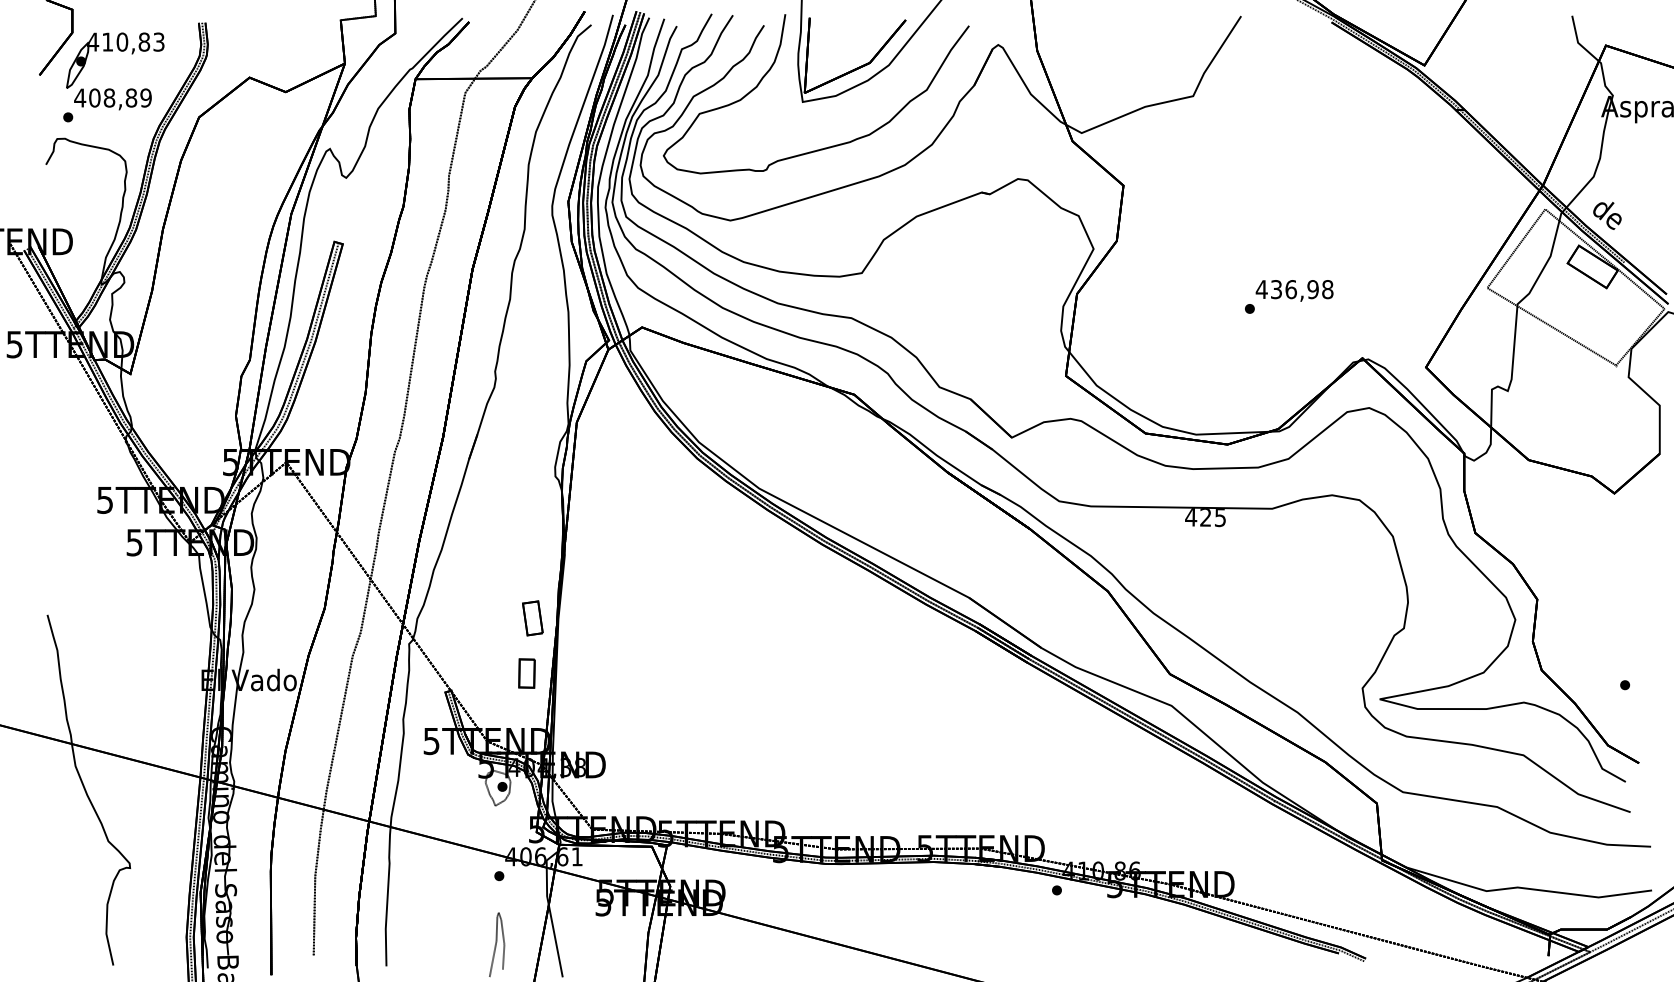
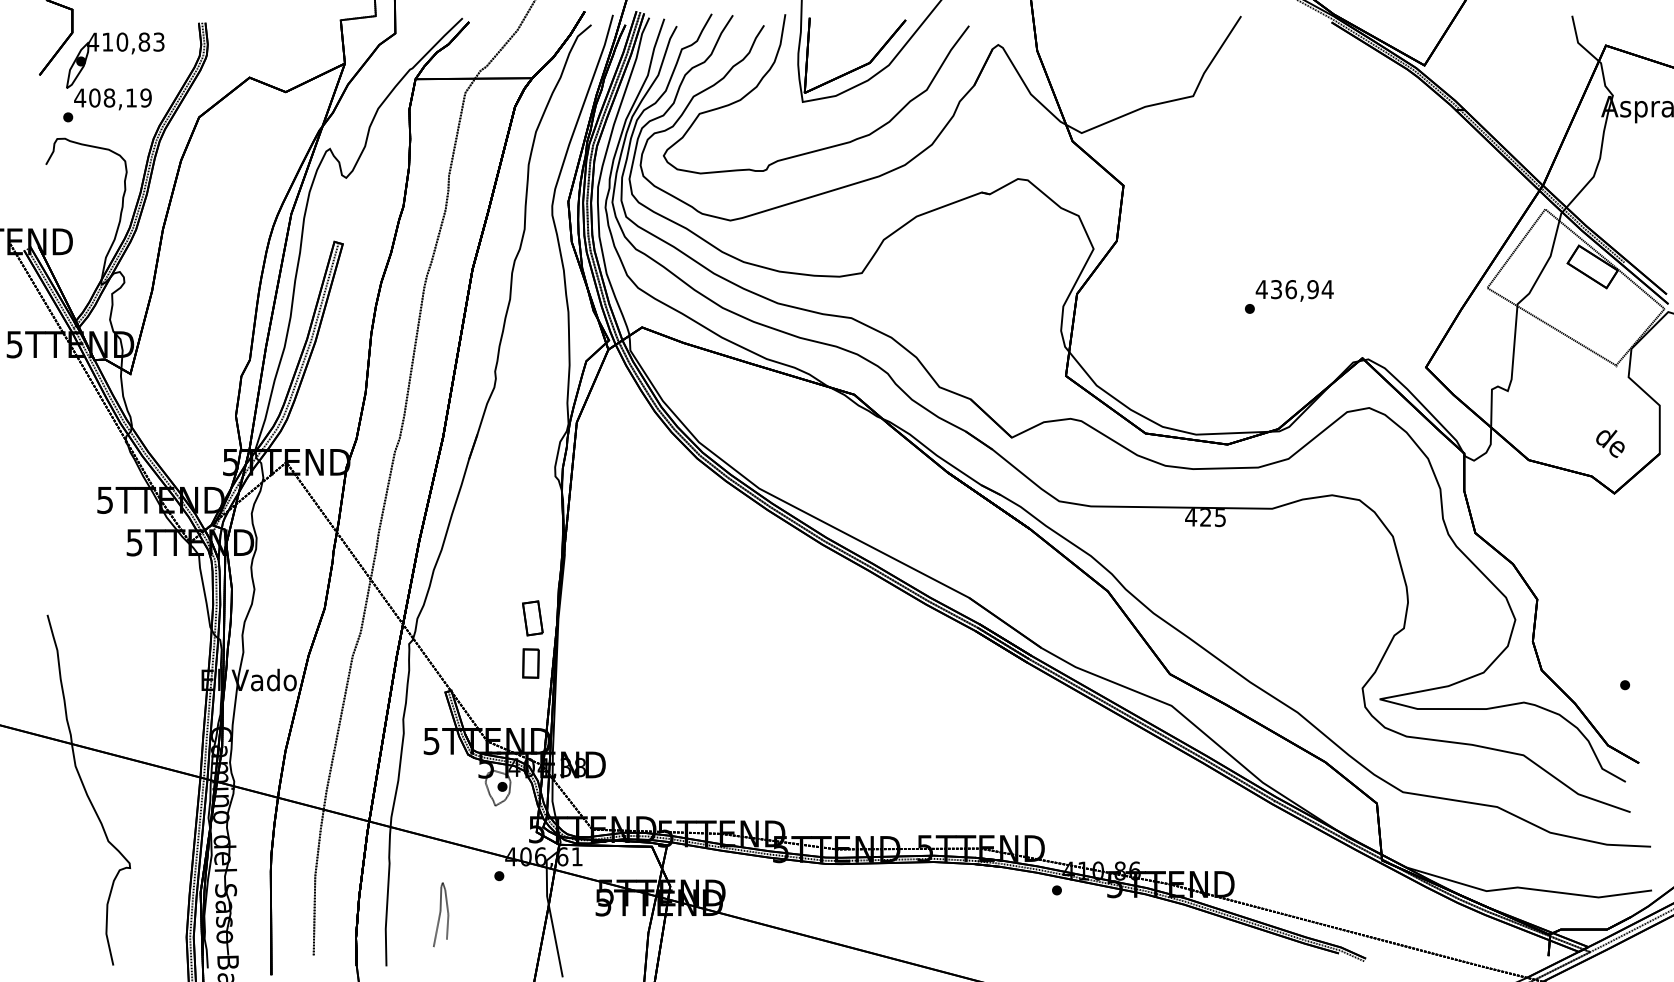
text: 408,89 -> 408,19 (131, 97)
text position: (1607, 215) -> (1610, 443) (1610, 443)
text: 436,98 -> 436,94 (1327, 289)
part position: (526, 673) -> (530, 663) (530, 663)
curve position: (496, 944) -> (440, 914) (440, 914)
